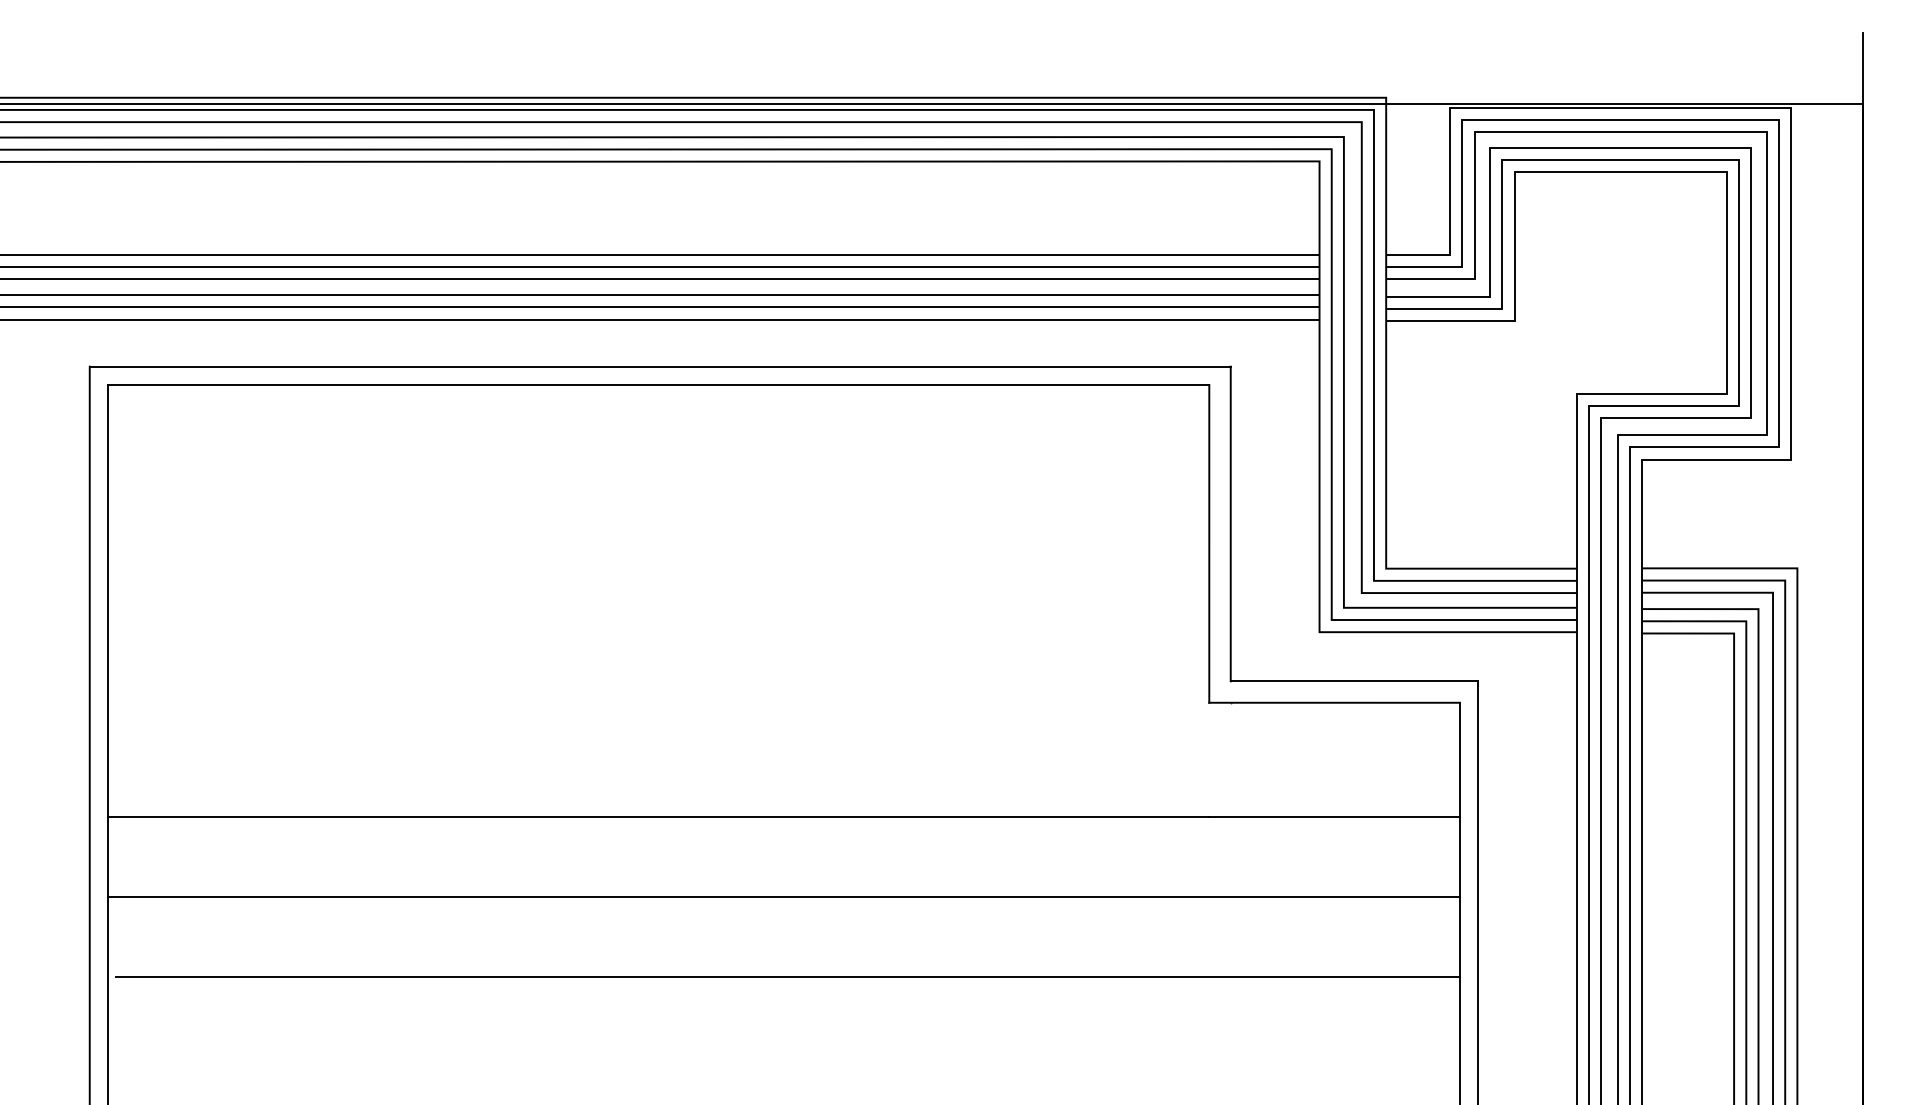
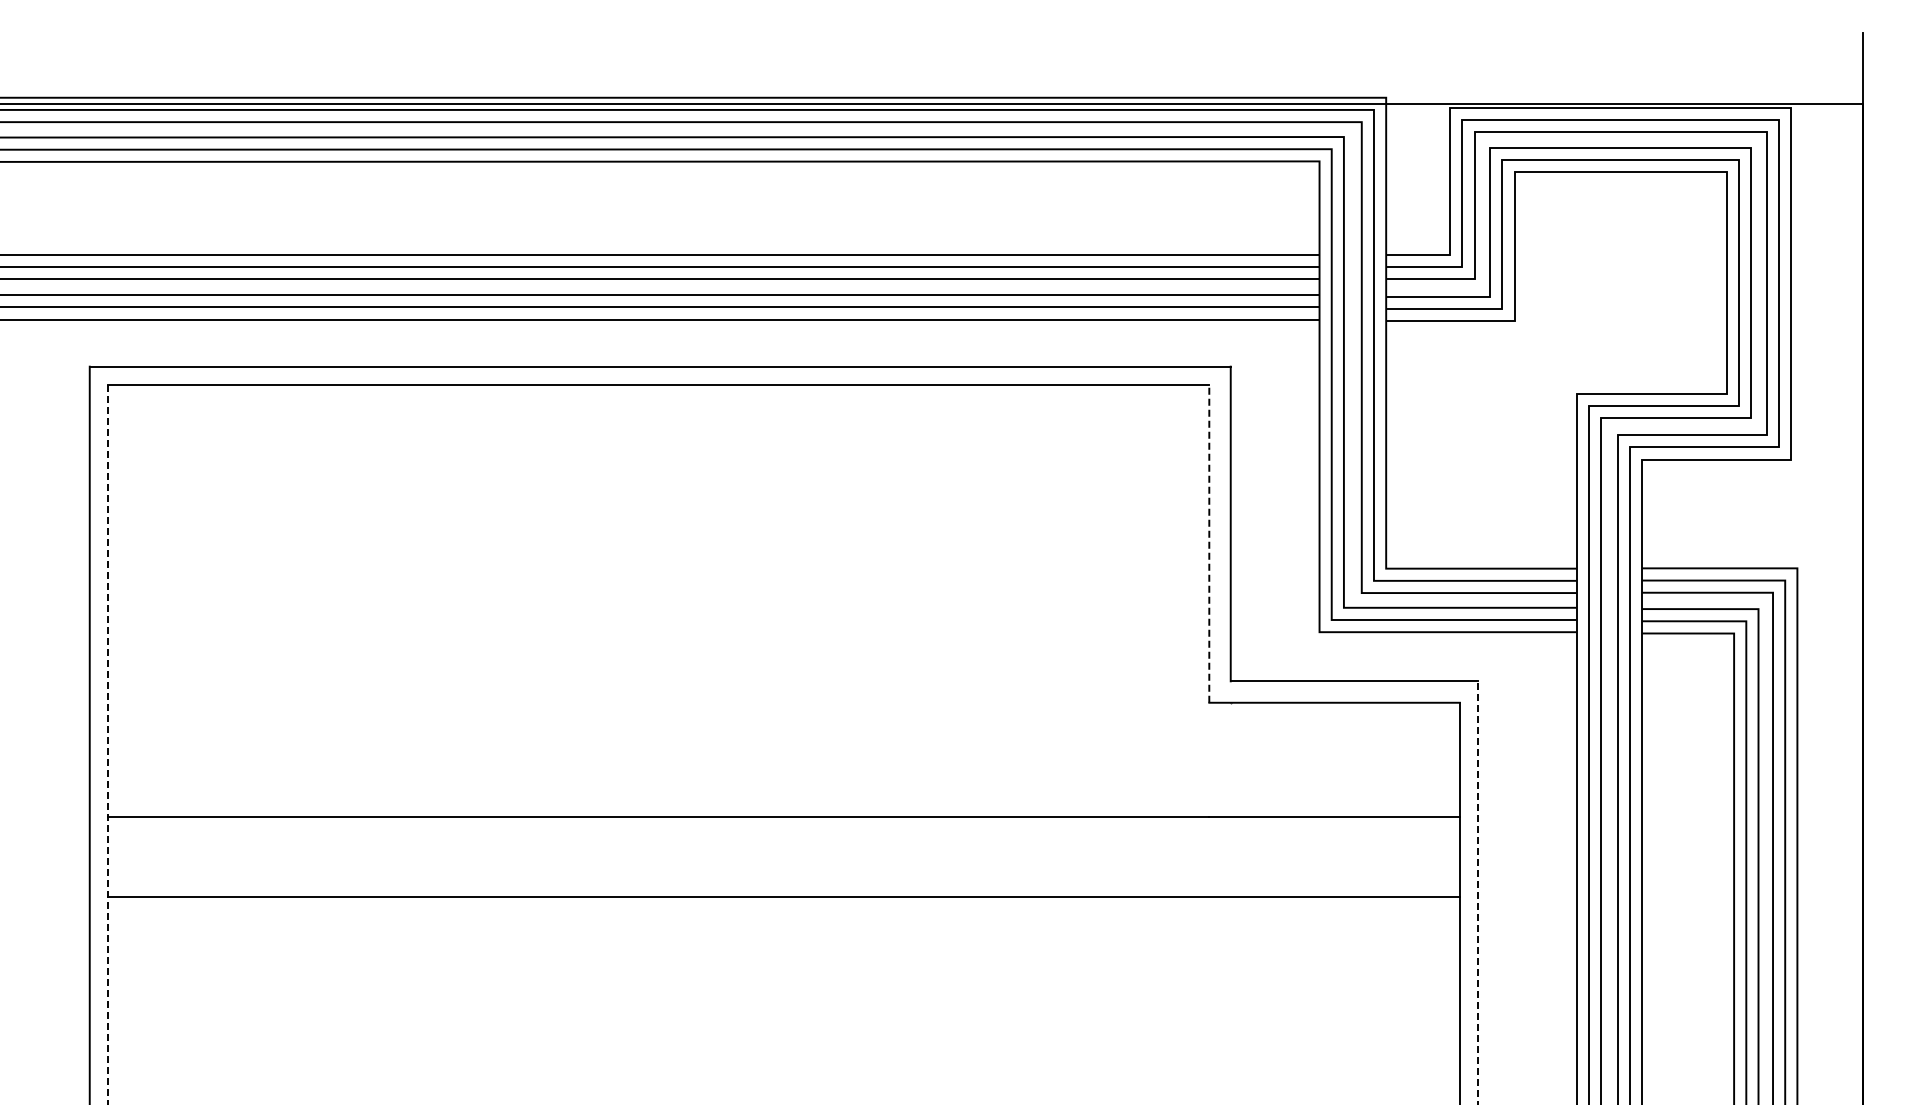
line: solid -> dashed (1209, 543)
line: solid -> dashed (108, 744)
line: solid -> dashed (1478, 892)
line: present -> none (787, 976)
